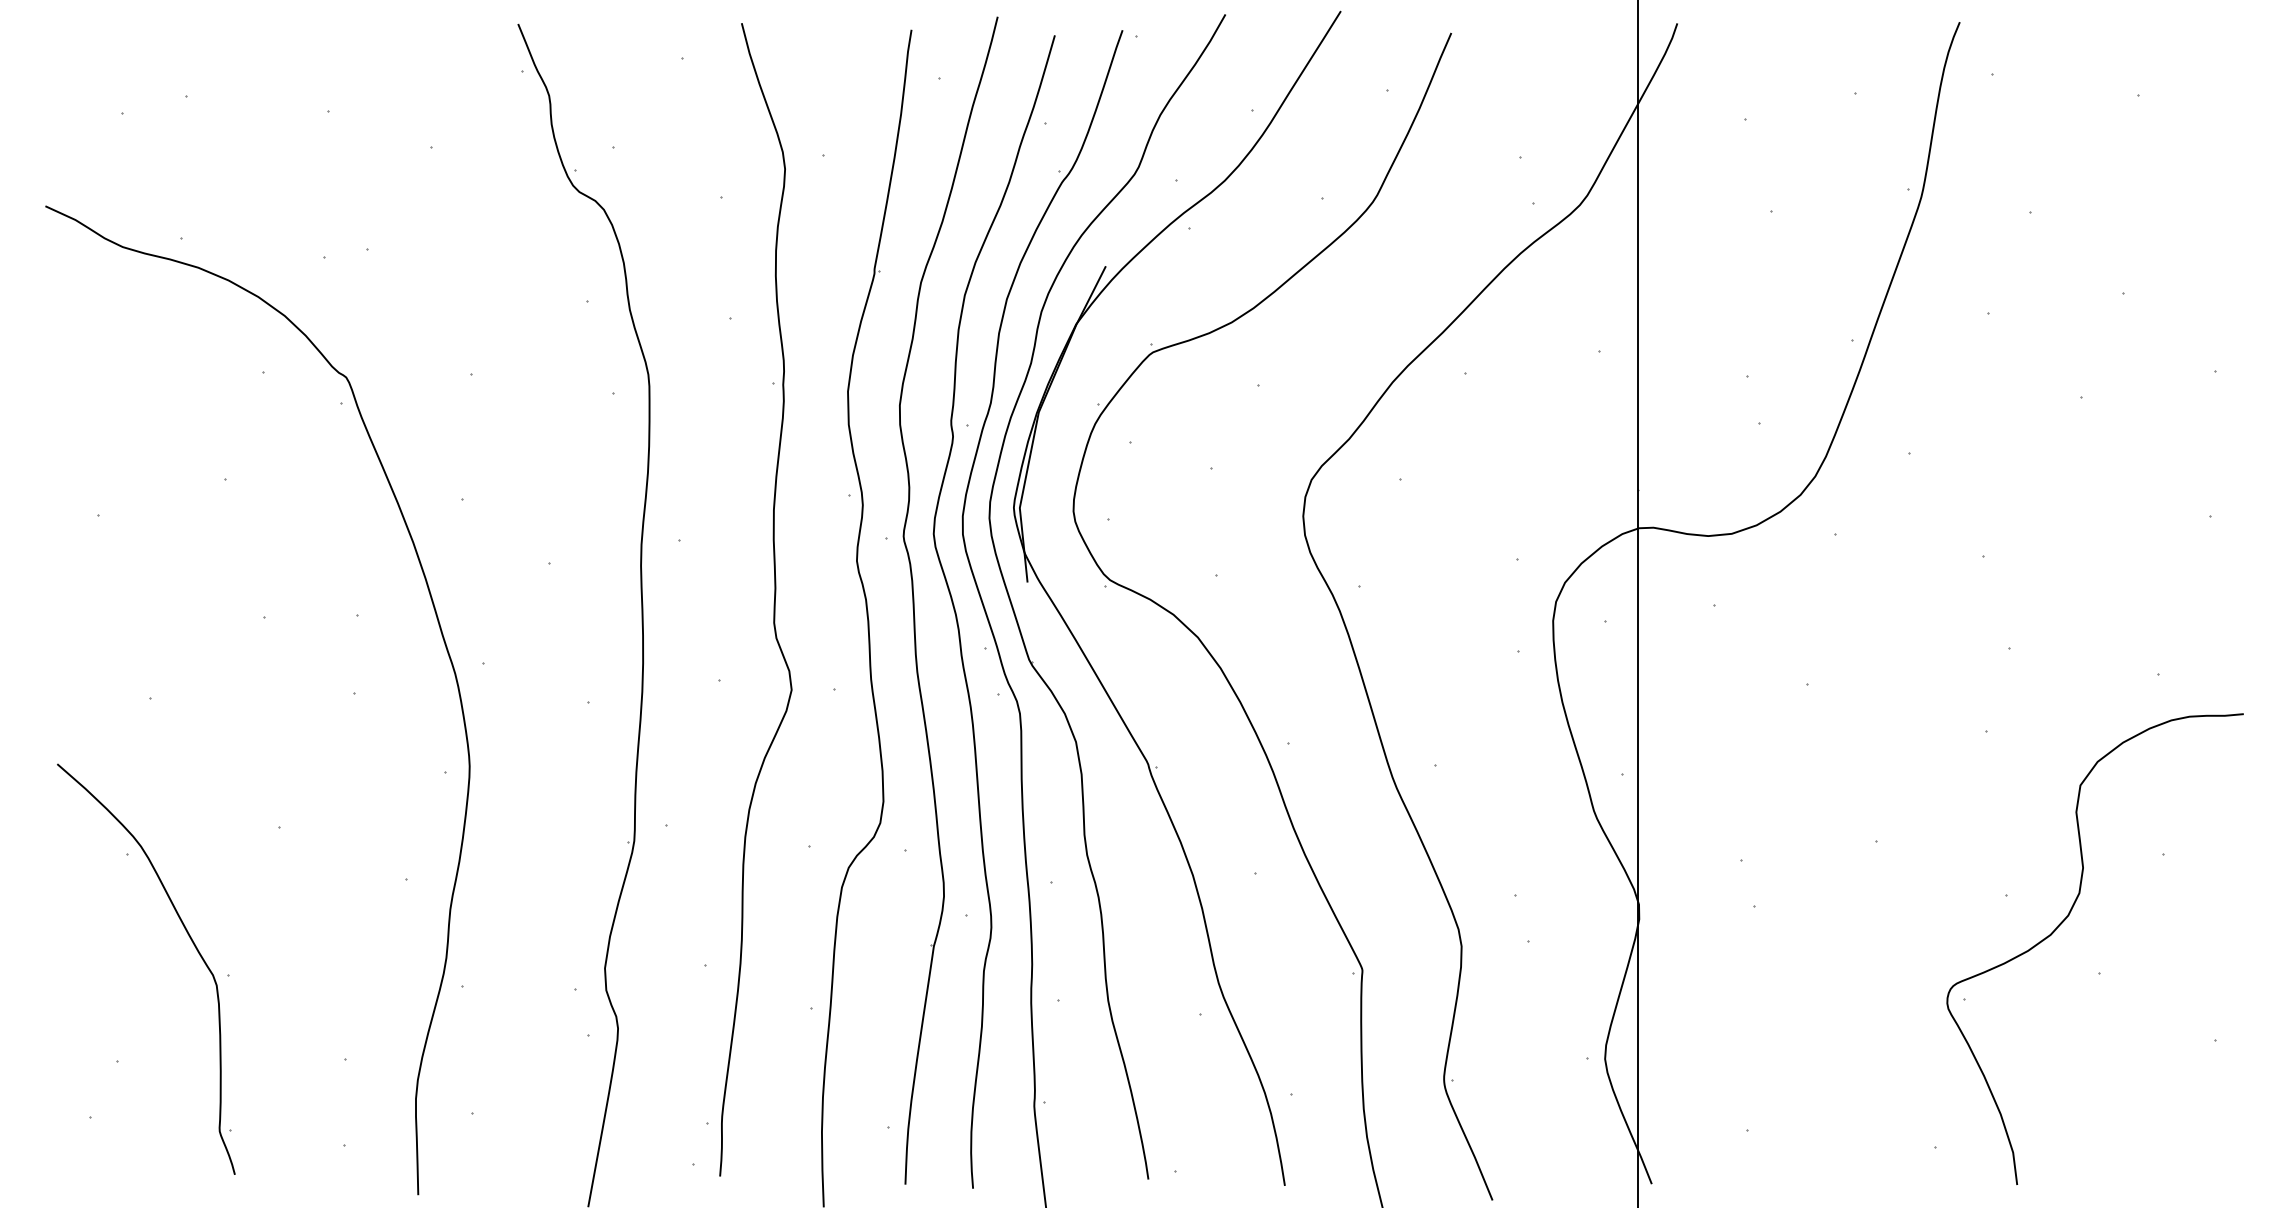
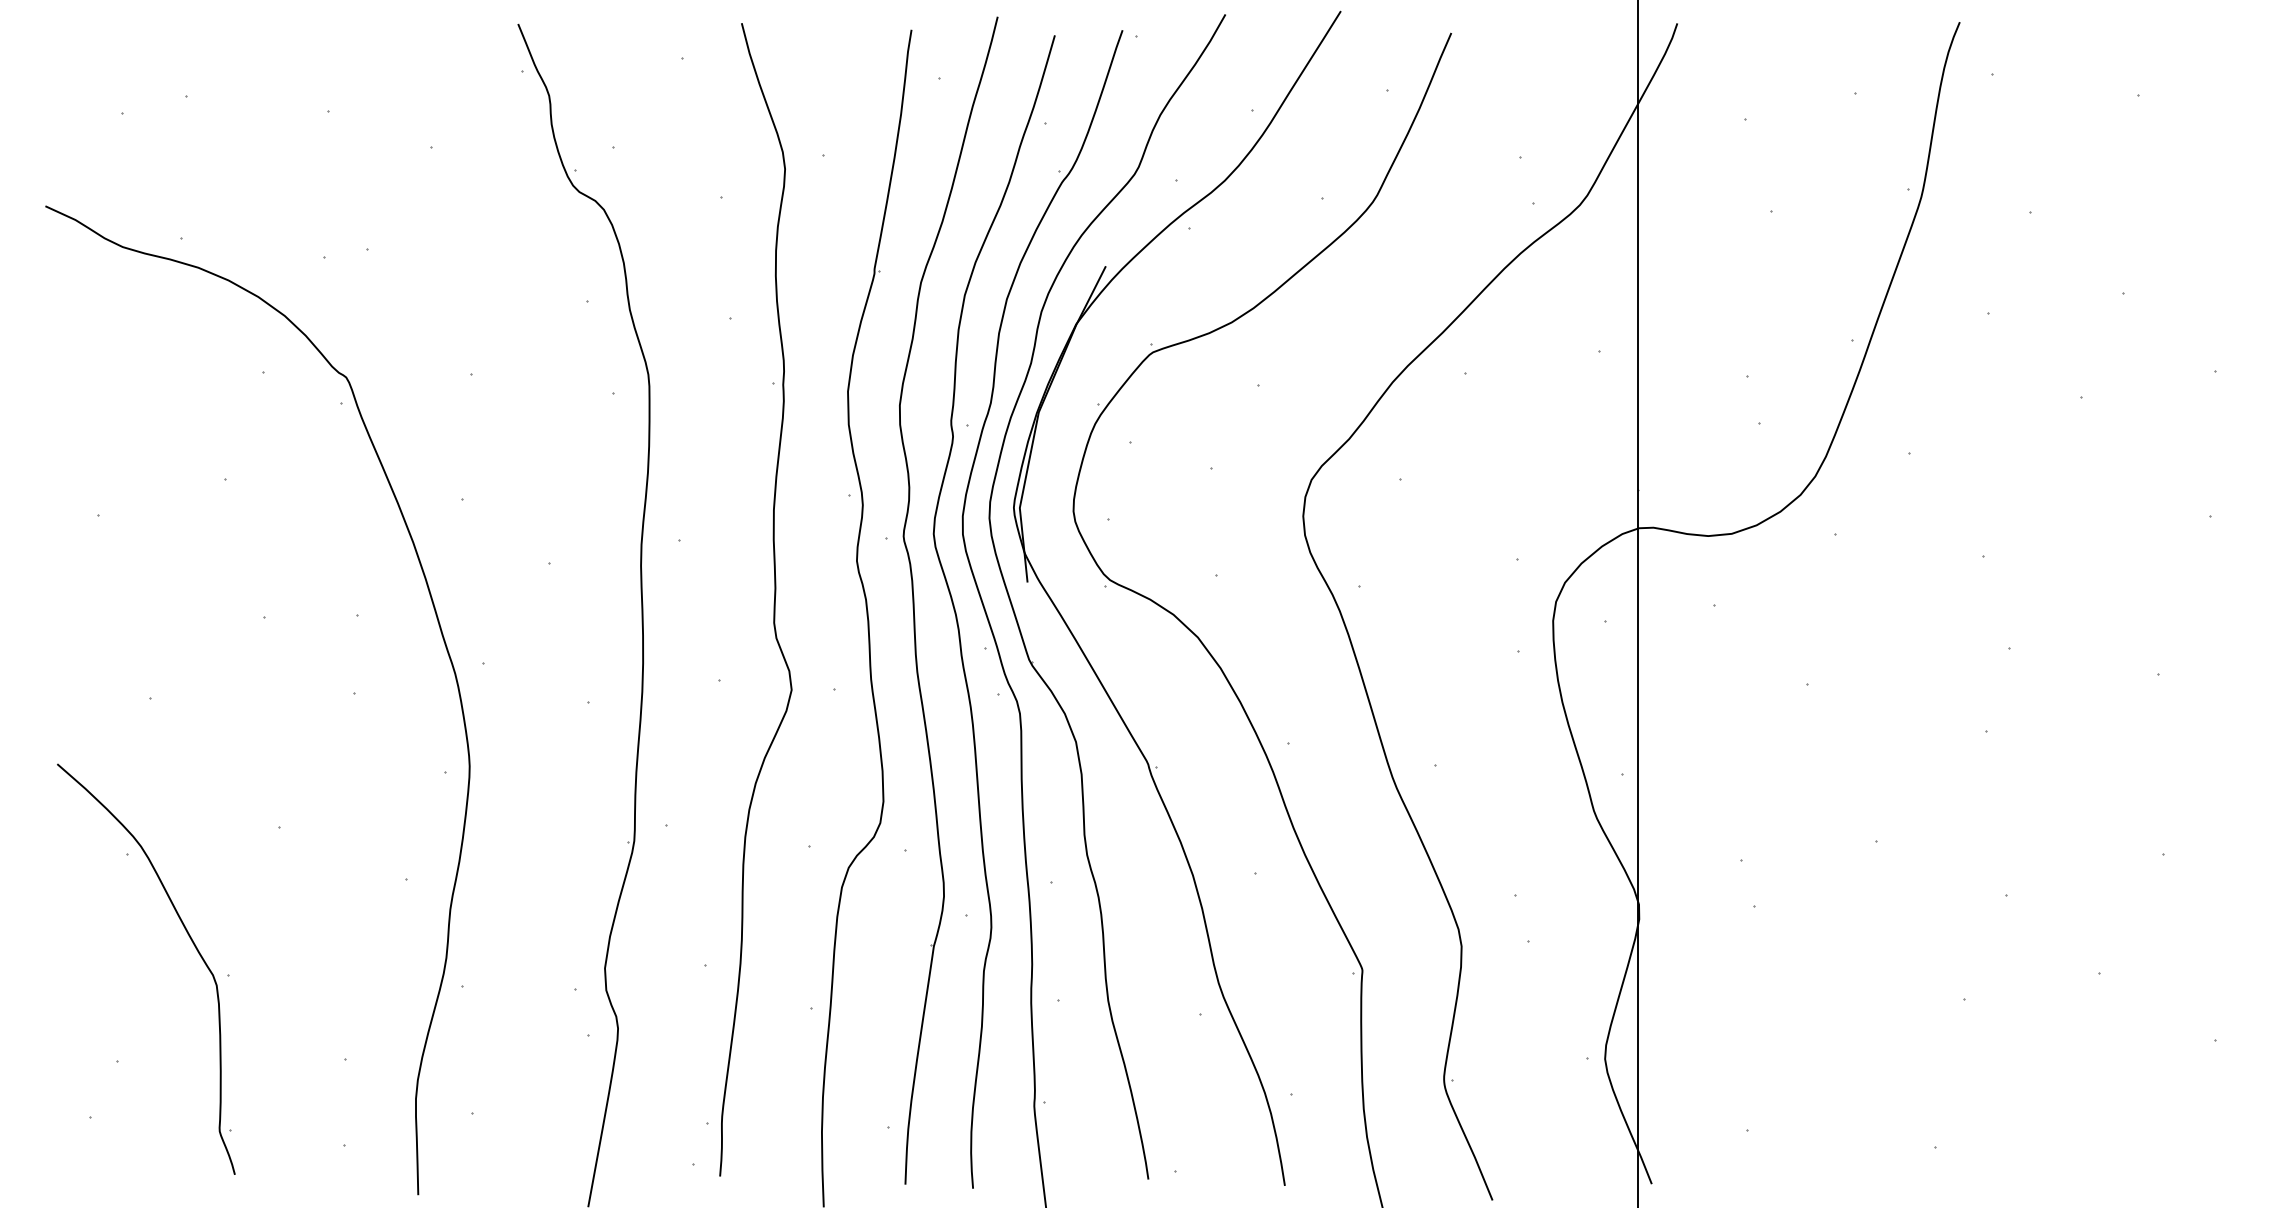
curve: present -> none (2065, 920)
